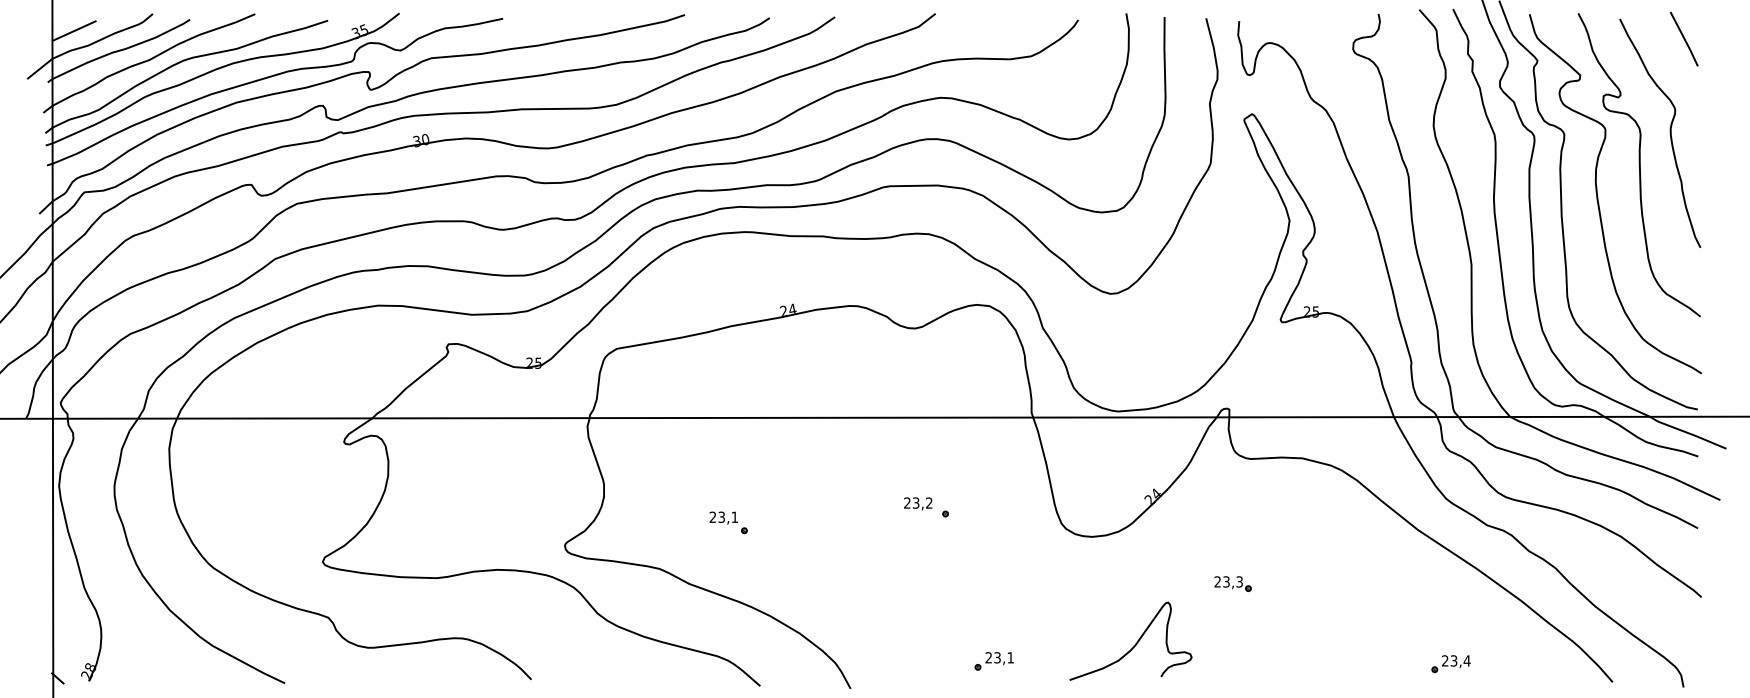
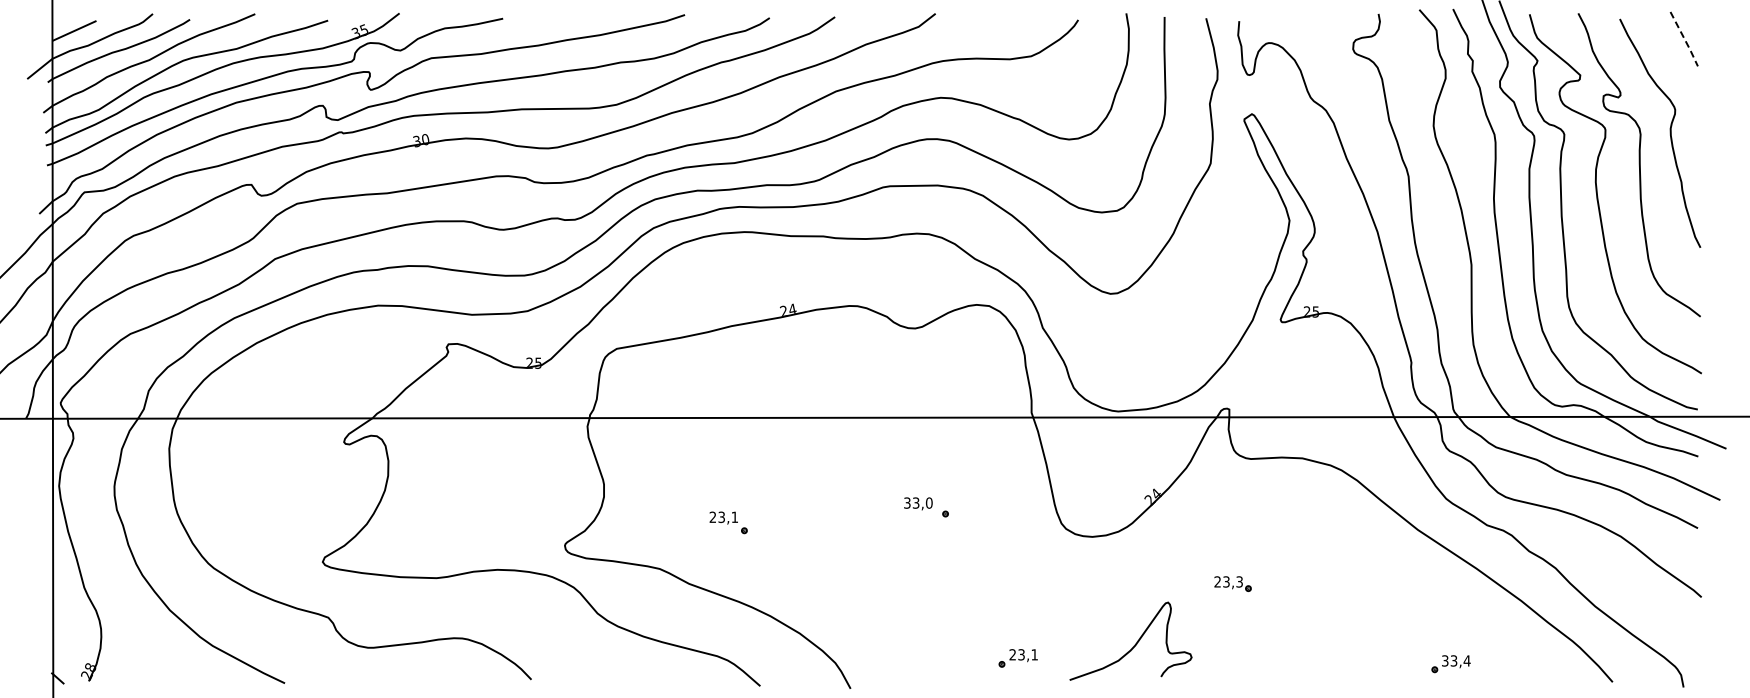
line: solid -> dashed (1685, 40)
text: 23,2 -> 33,0 (918, 502)
part position: (993, 661) -> (1017, 658) (1017, 658)
text: 23,4 -> 33,4 (1445, 661)
